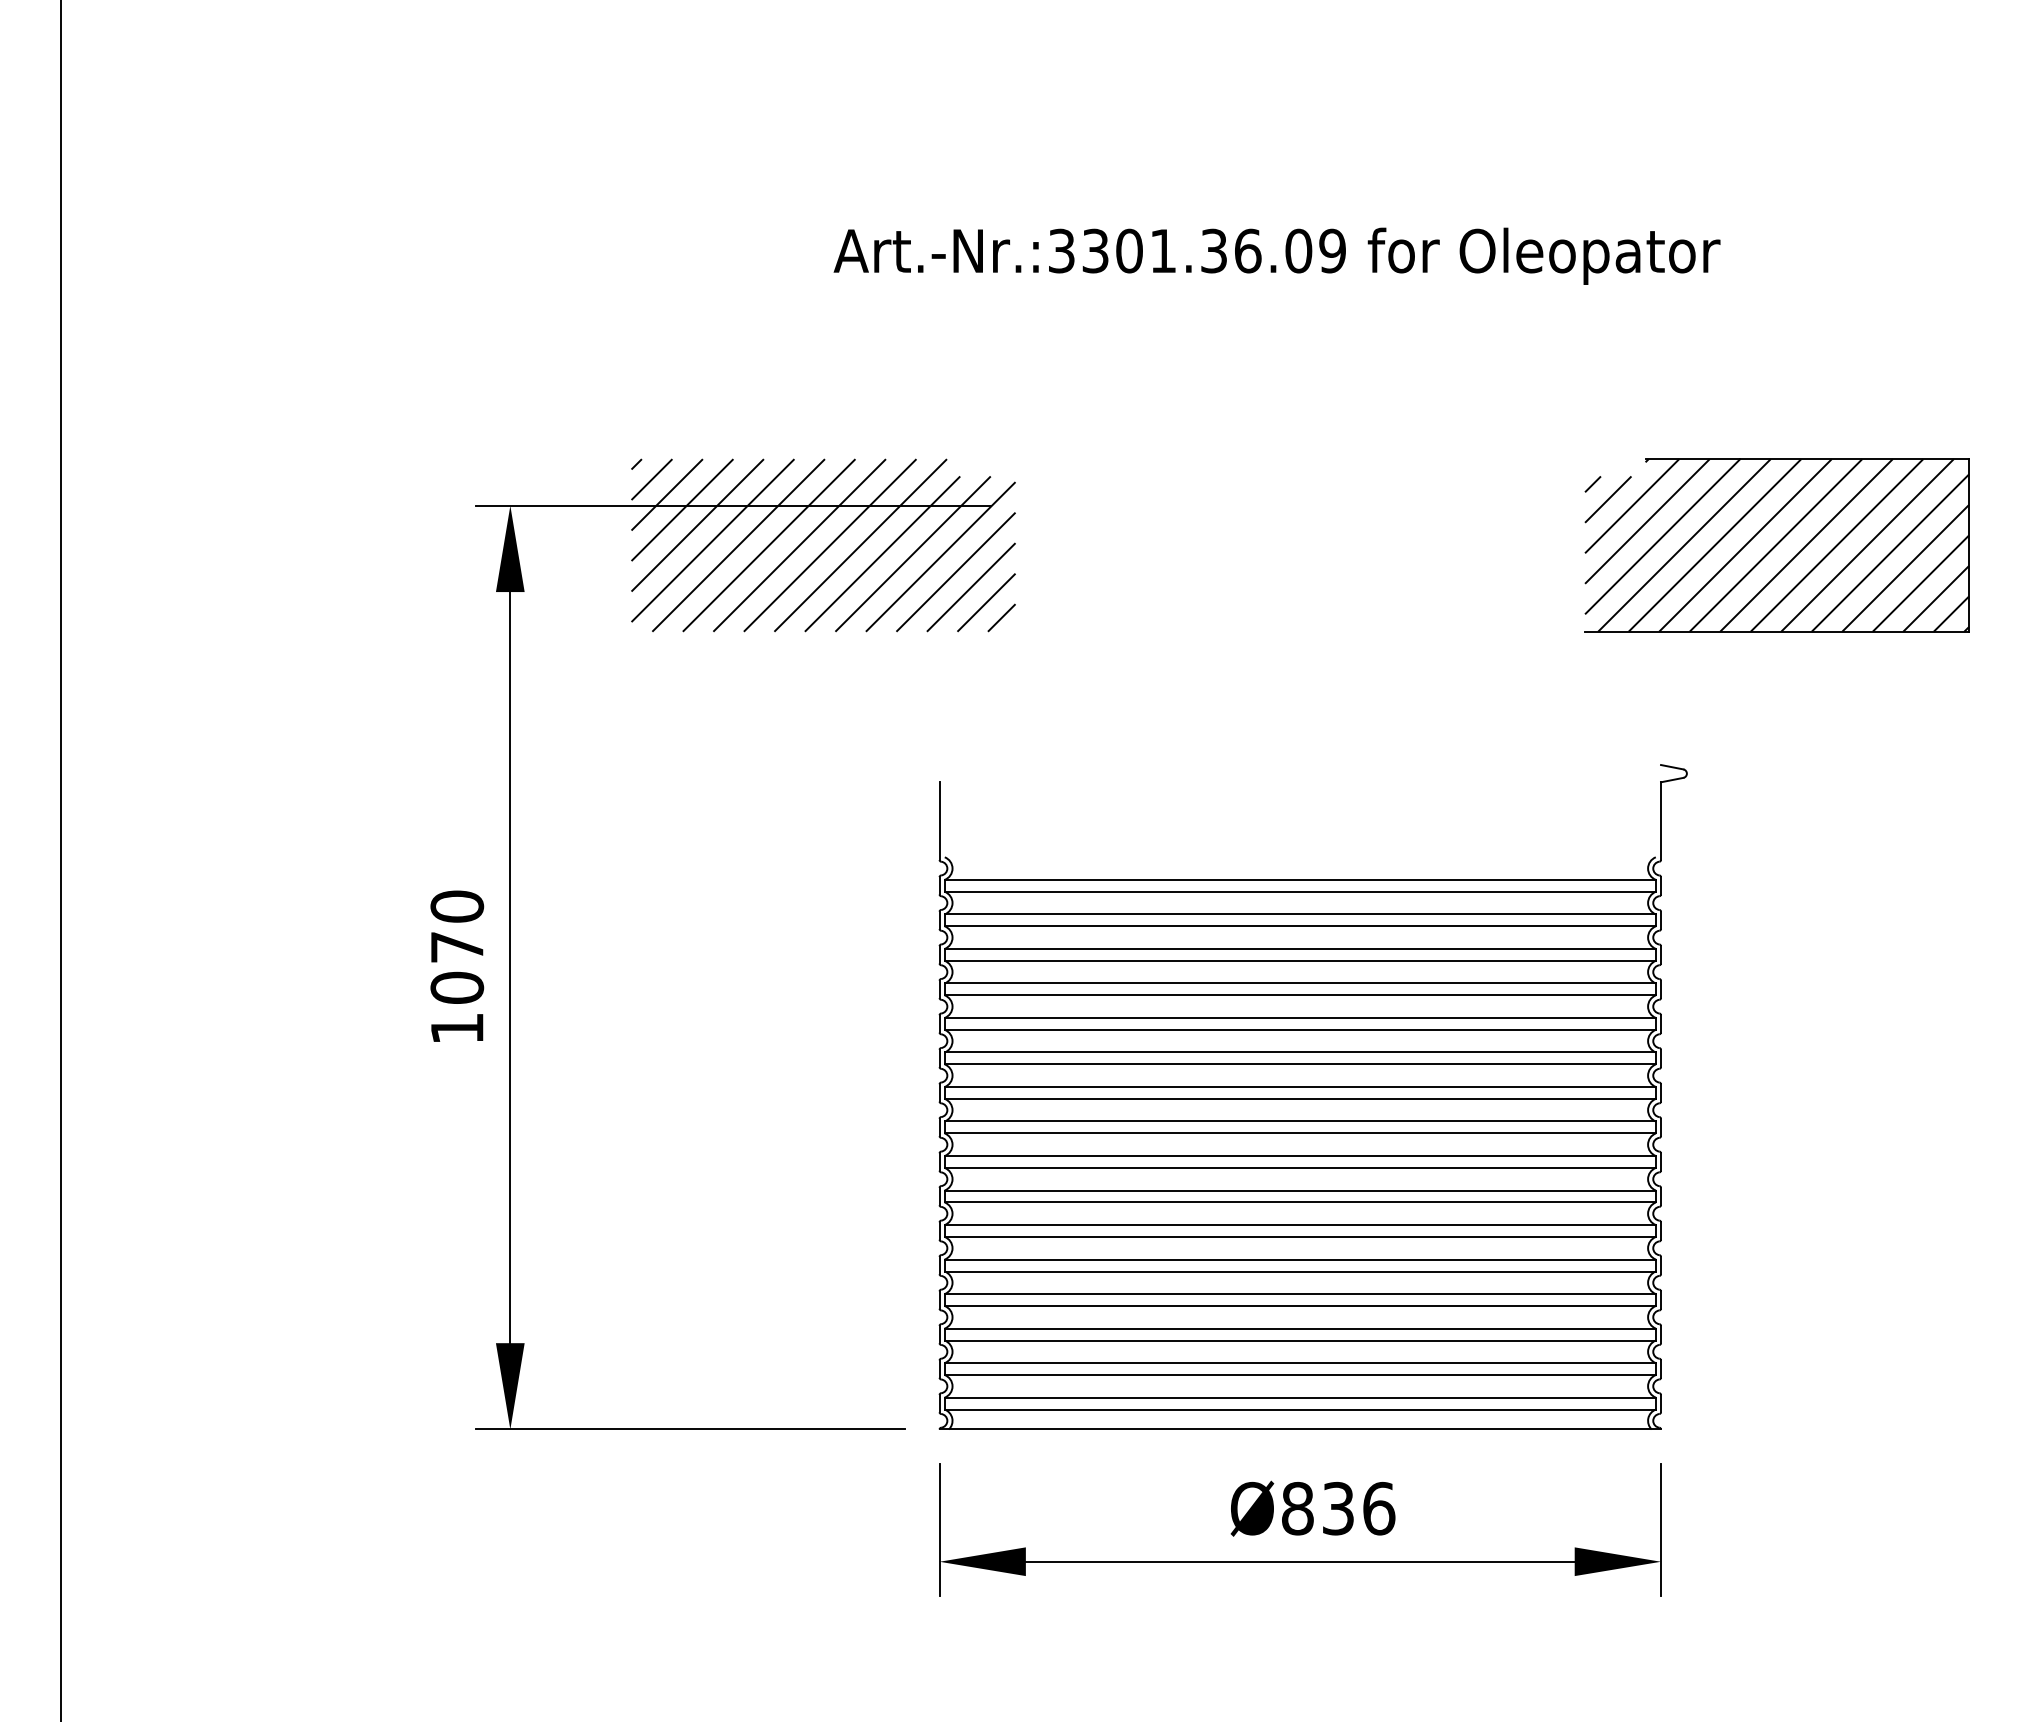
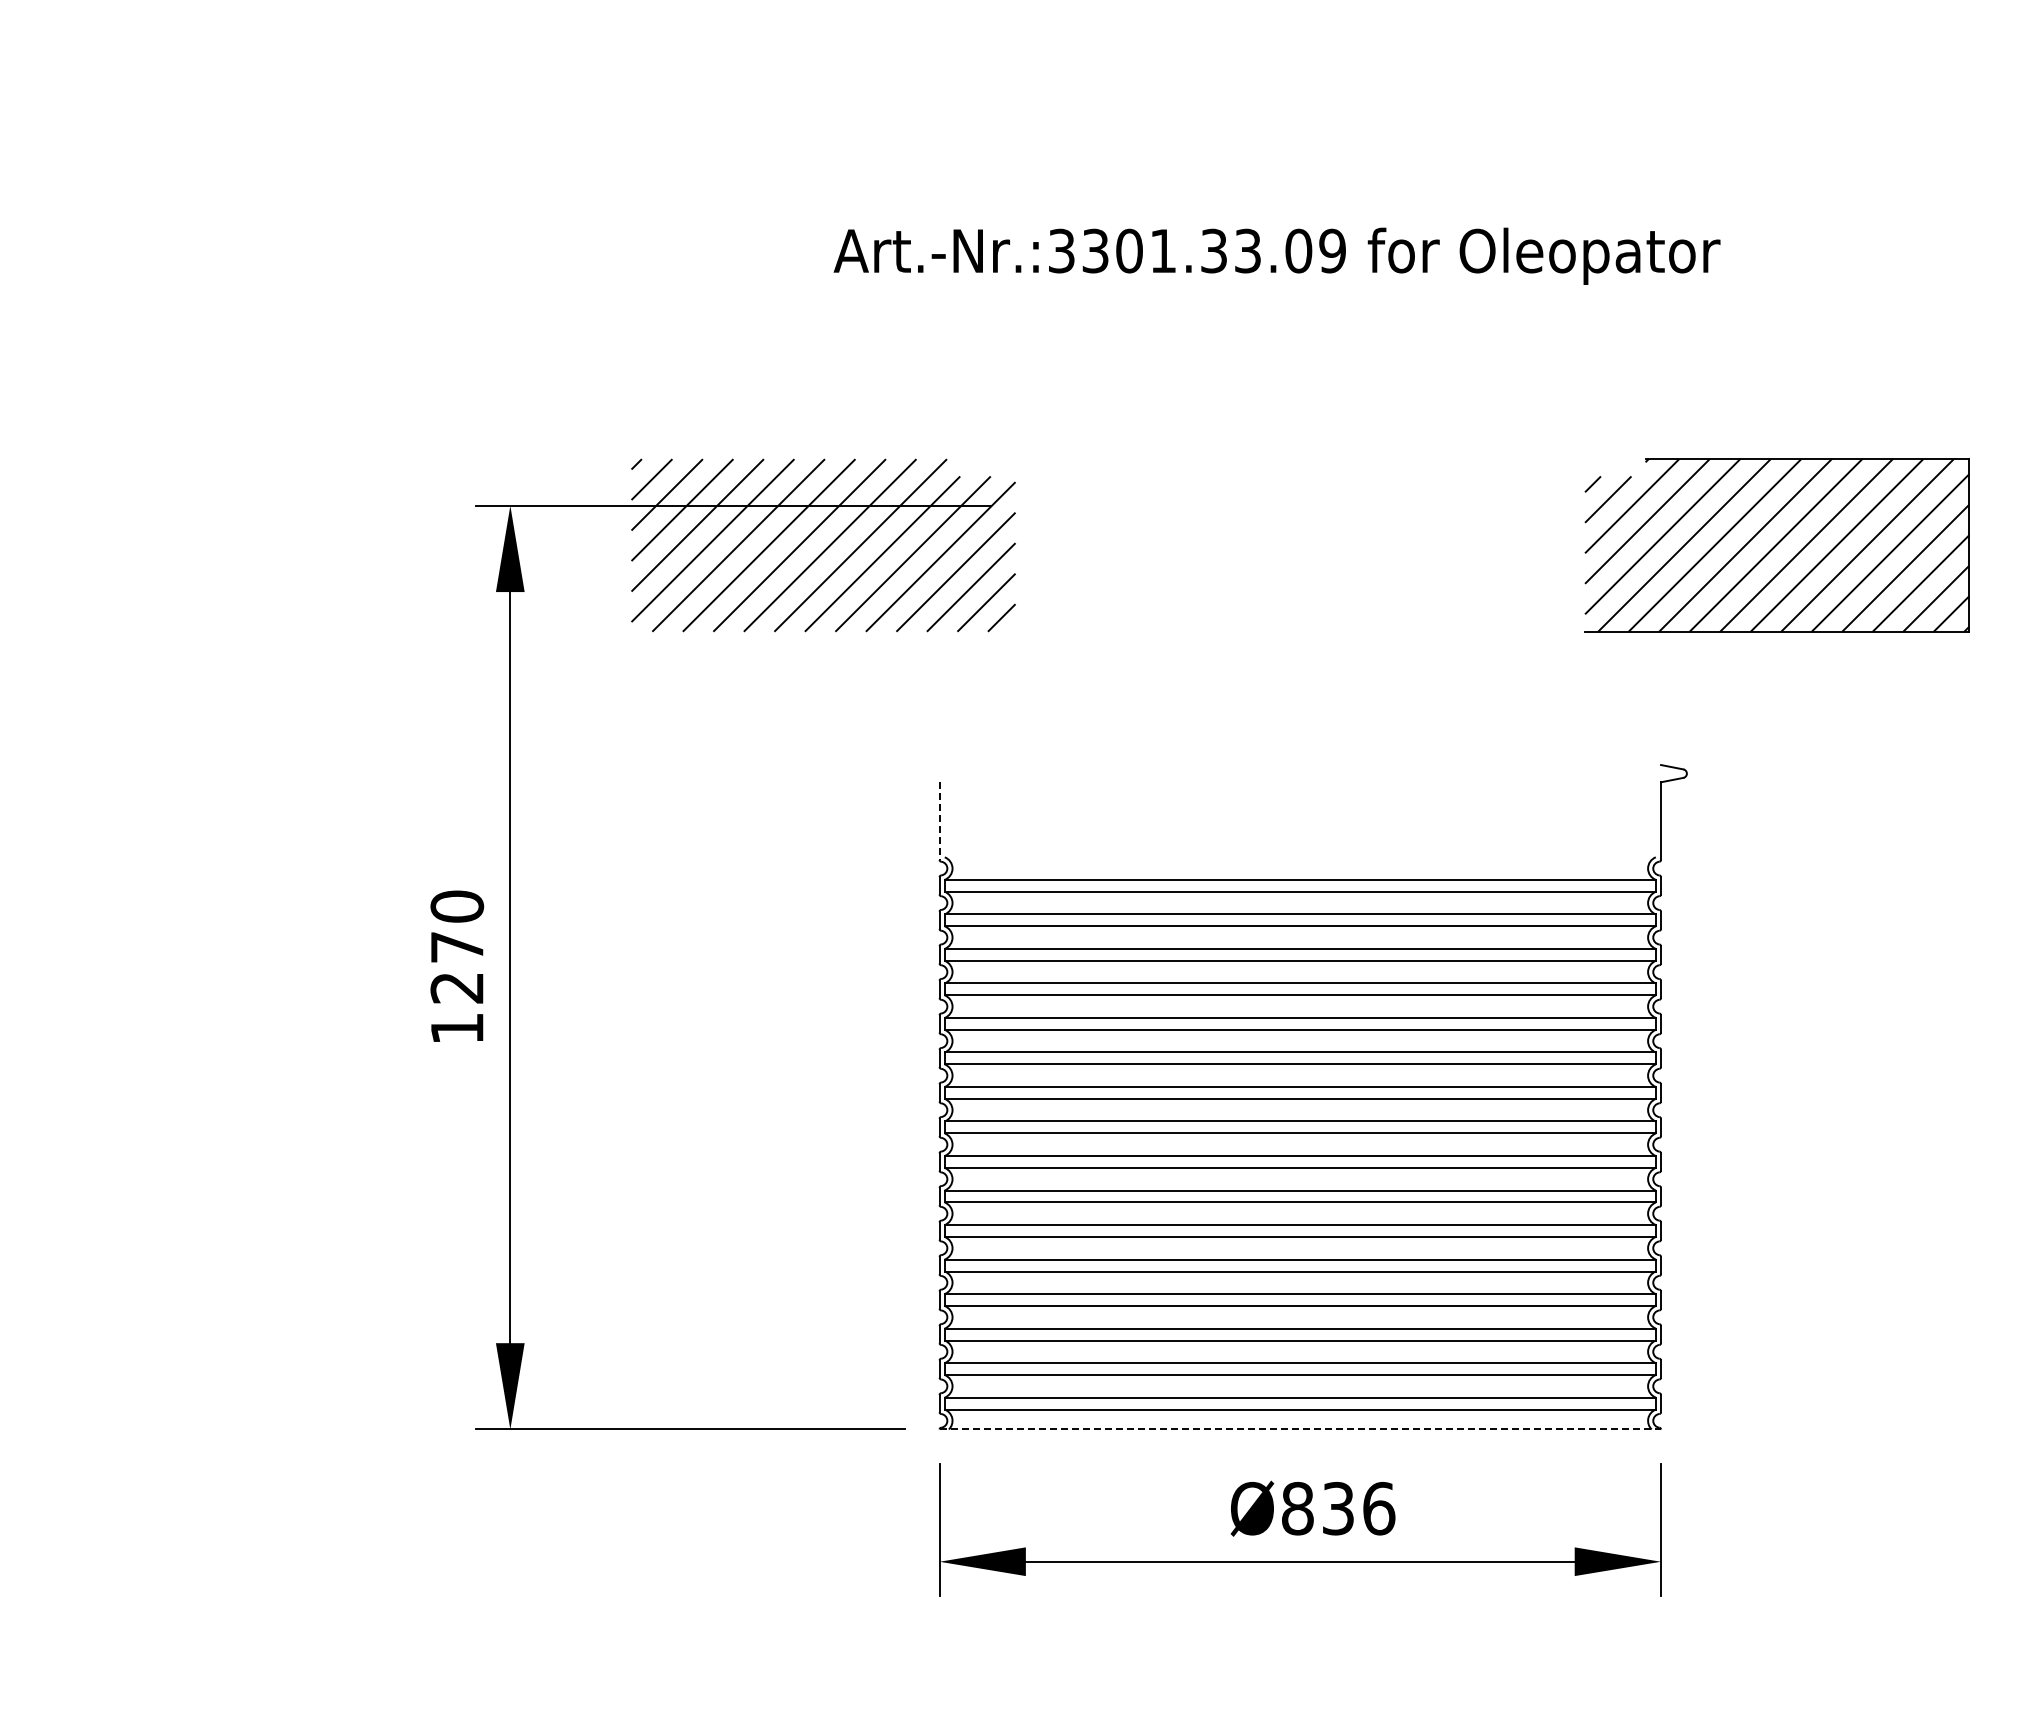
text: Art.-Nr.:3301.36.09 -> Art.-Nr.:3301.33.09 (1248, 250)
line: solid -> dashed (939, 821)
line: present -> none (60, 860)
text: 1070 -> 1270 (457, 987)
line: solid -> dashed (1300, 1429)
